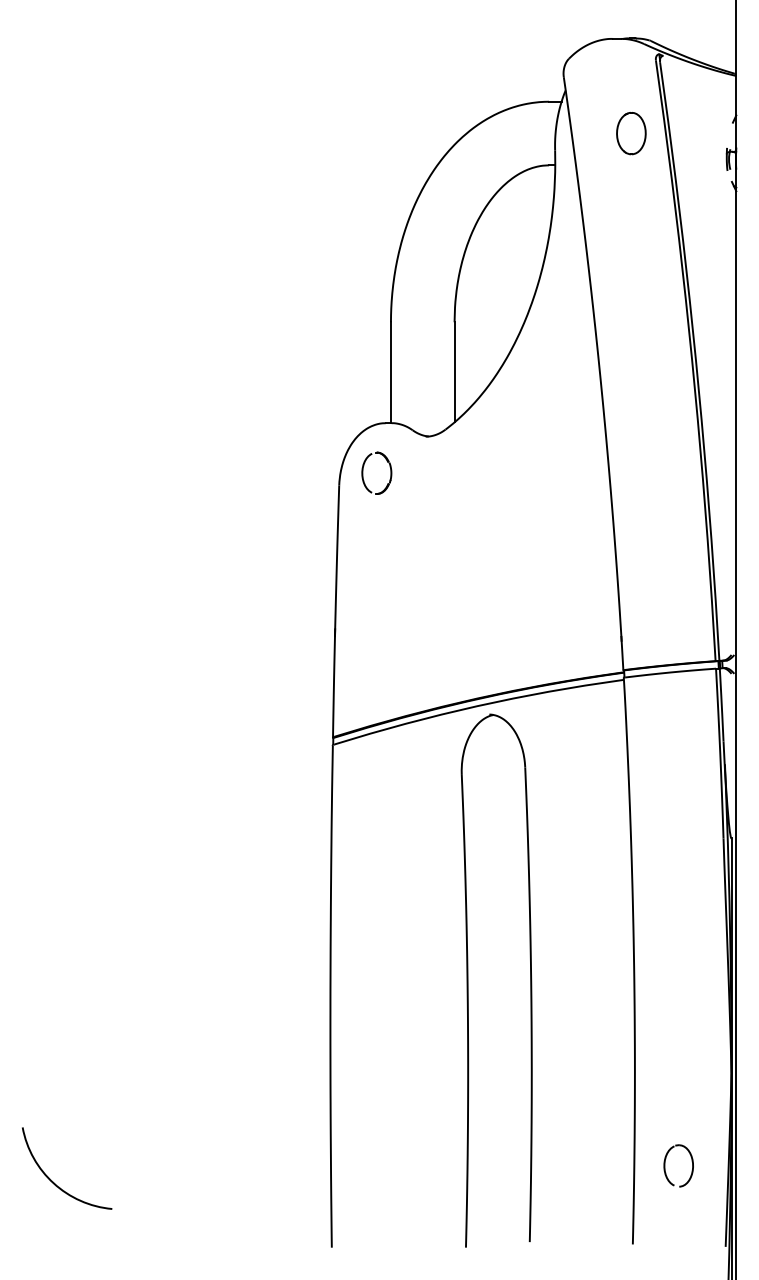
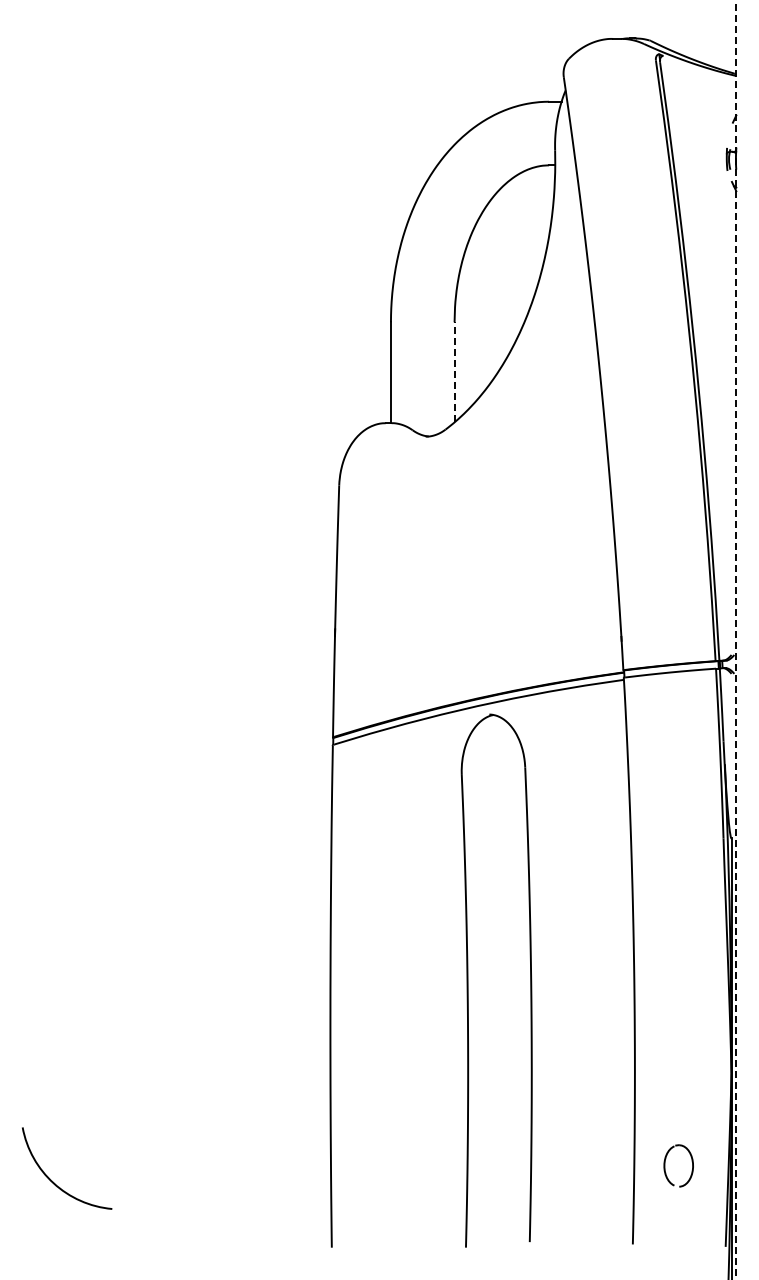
part: present -> none (631, 133)
line: solid -> dashed (454, 371)
part: present -> none (363, 472)
line: solid -> dashed (736, 640)
